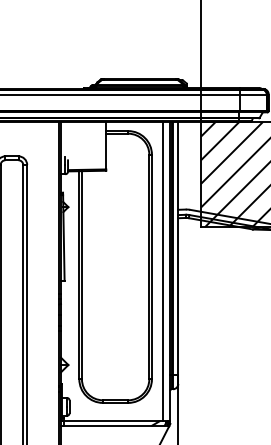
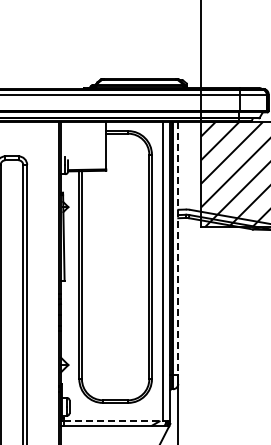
line: solid -> dashed (178, 248)
line: solid -> dashed (113, 421)
